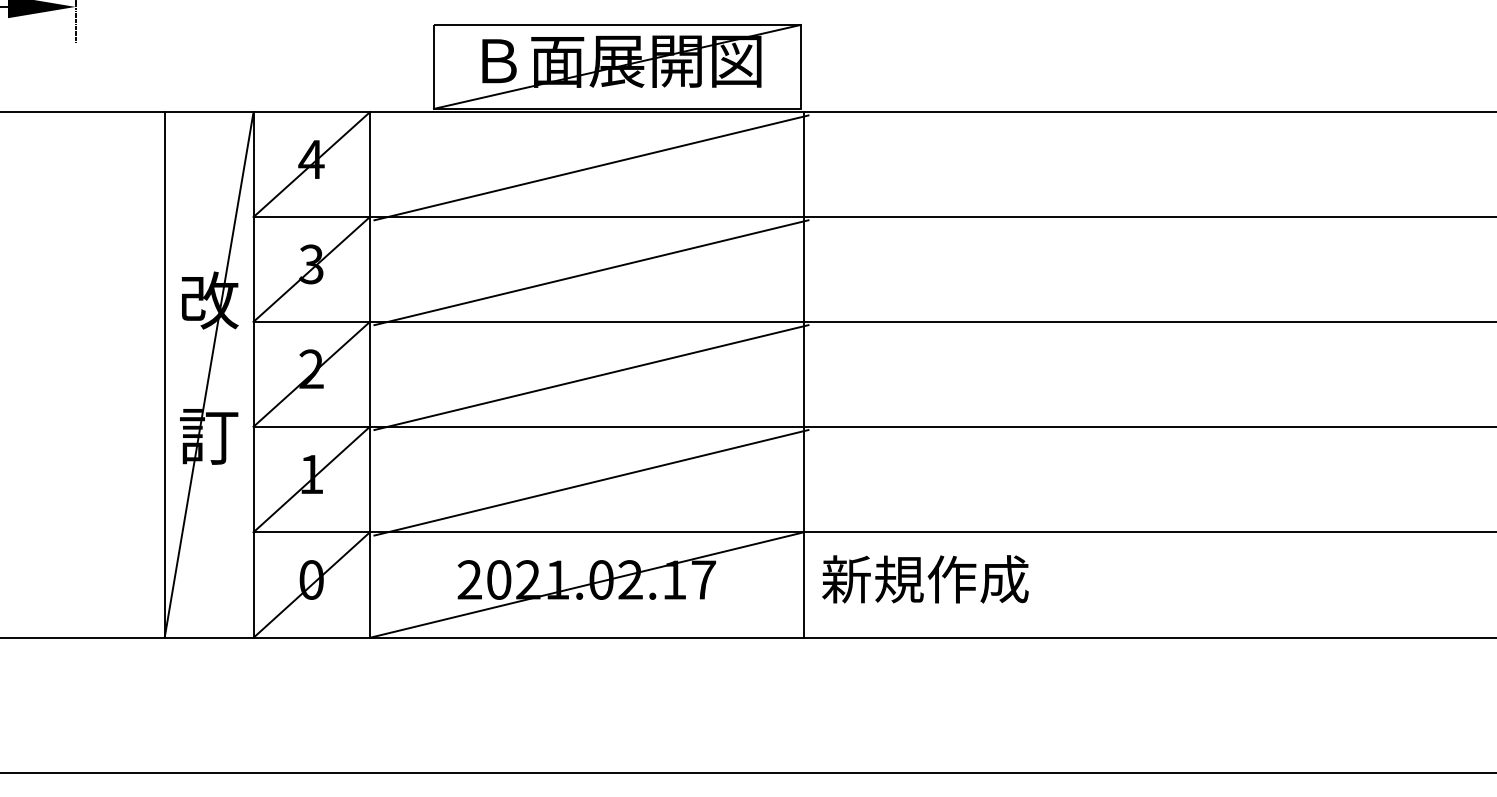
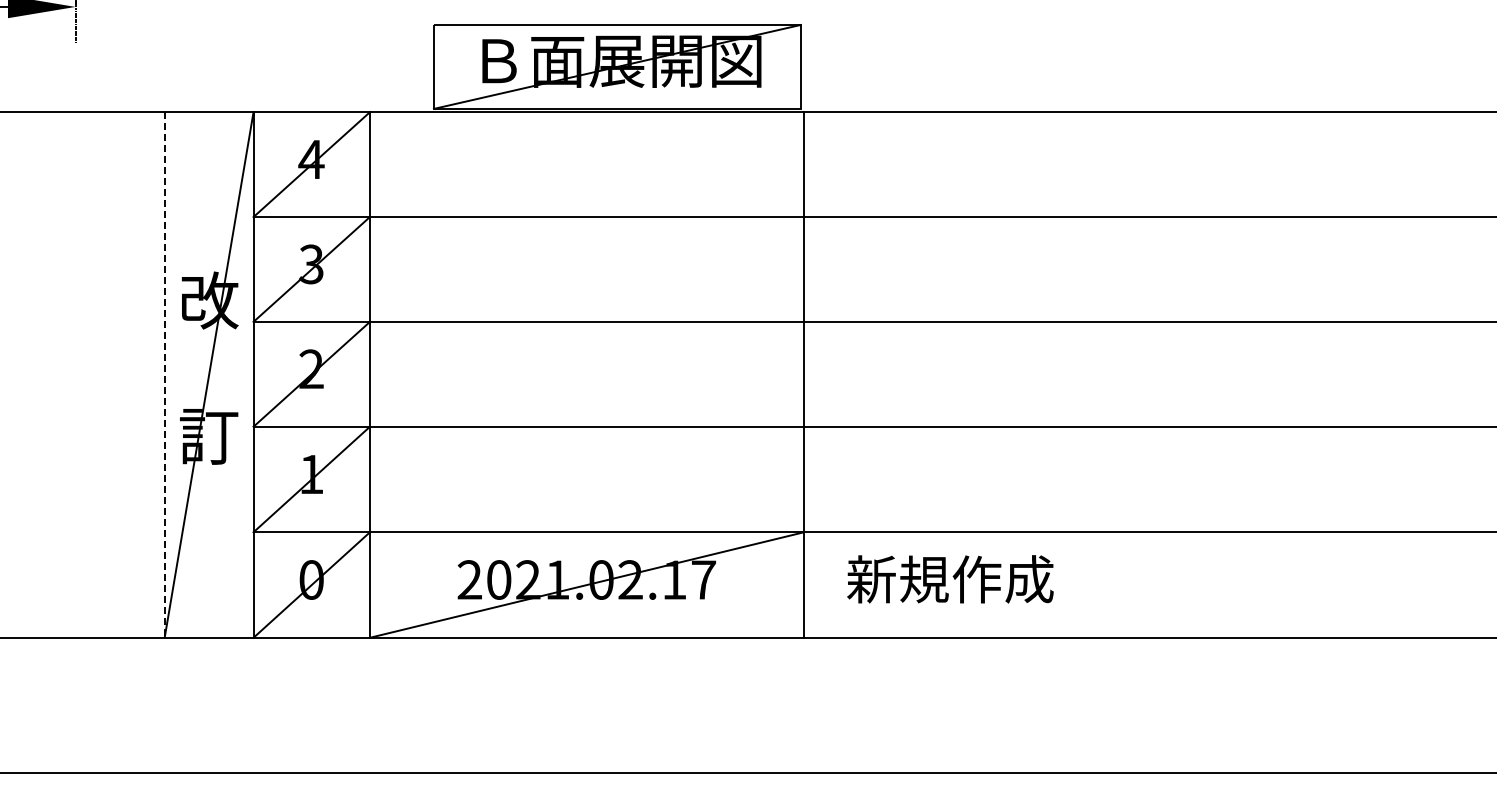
line: present -> none (591, 167)
line: present -> none (591, 272)
line: solid -> dashed (164, 374)
line: present -> none (591, 377)
line: present -> none (591, 482)
text position: (925, 579) -> (950, 579) (950, 579)
